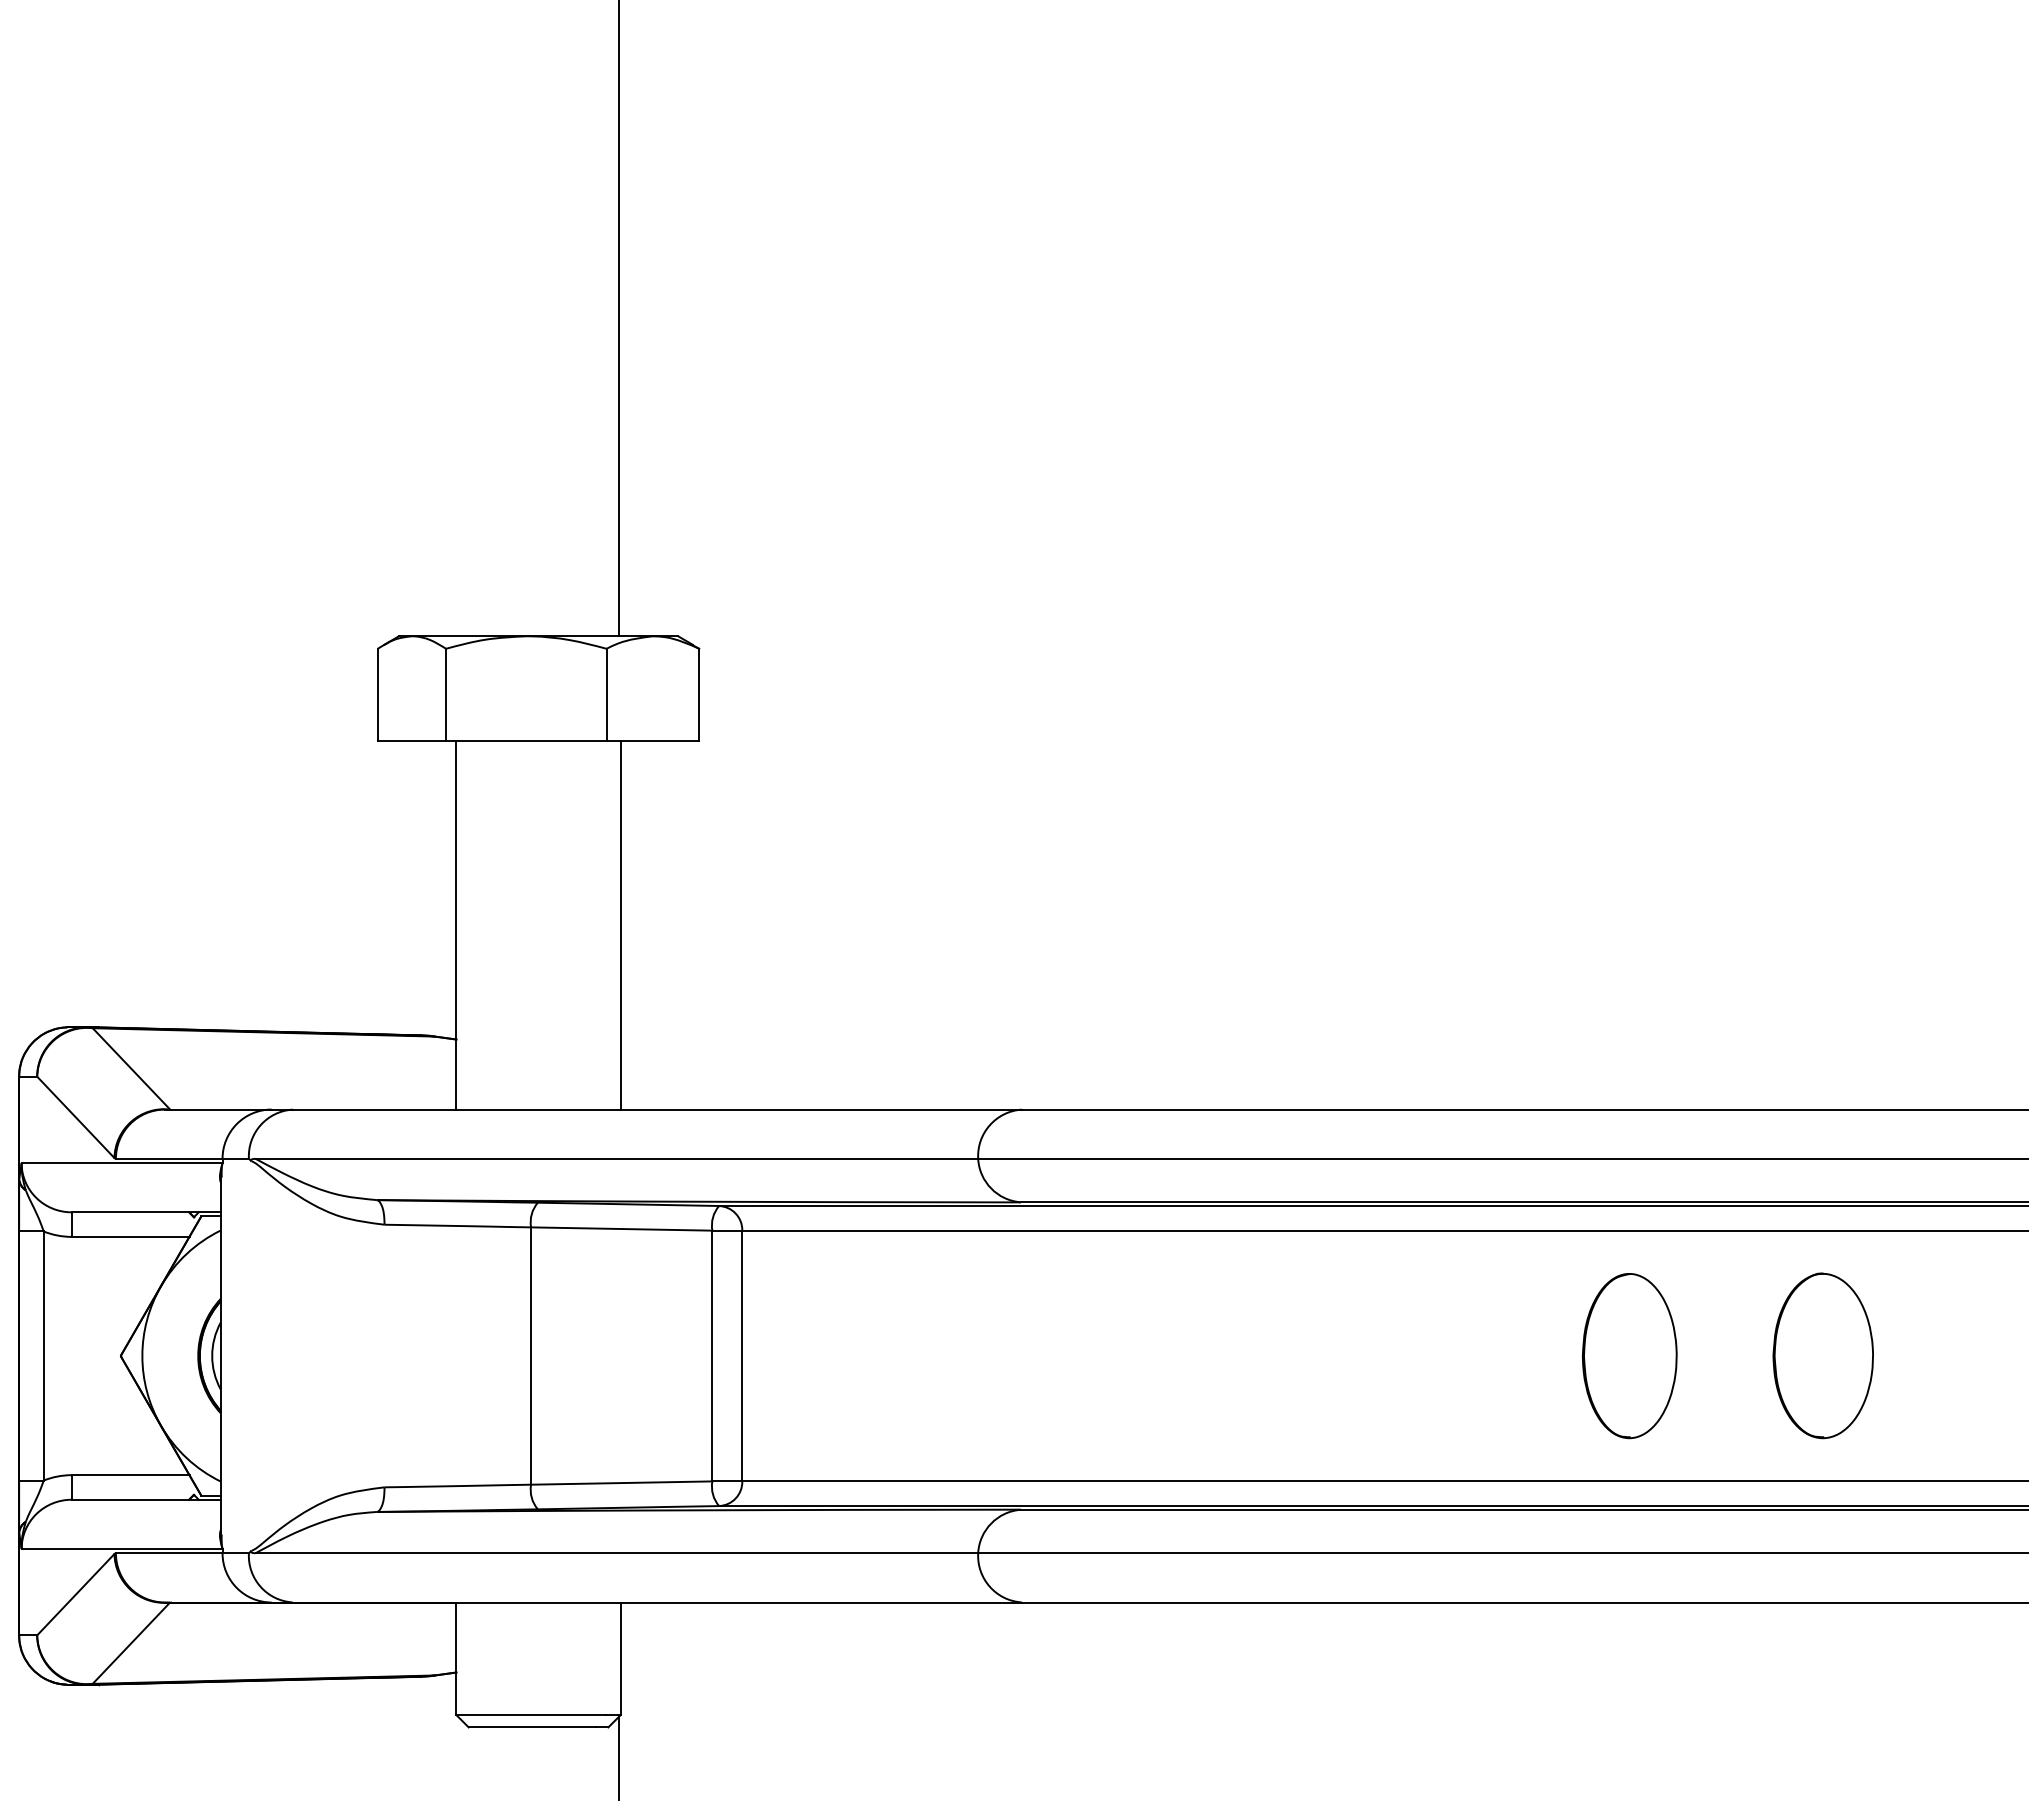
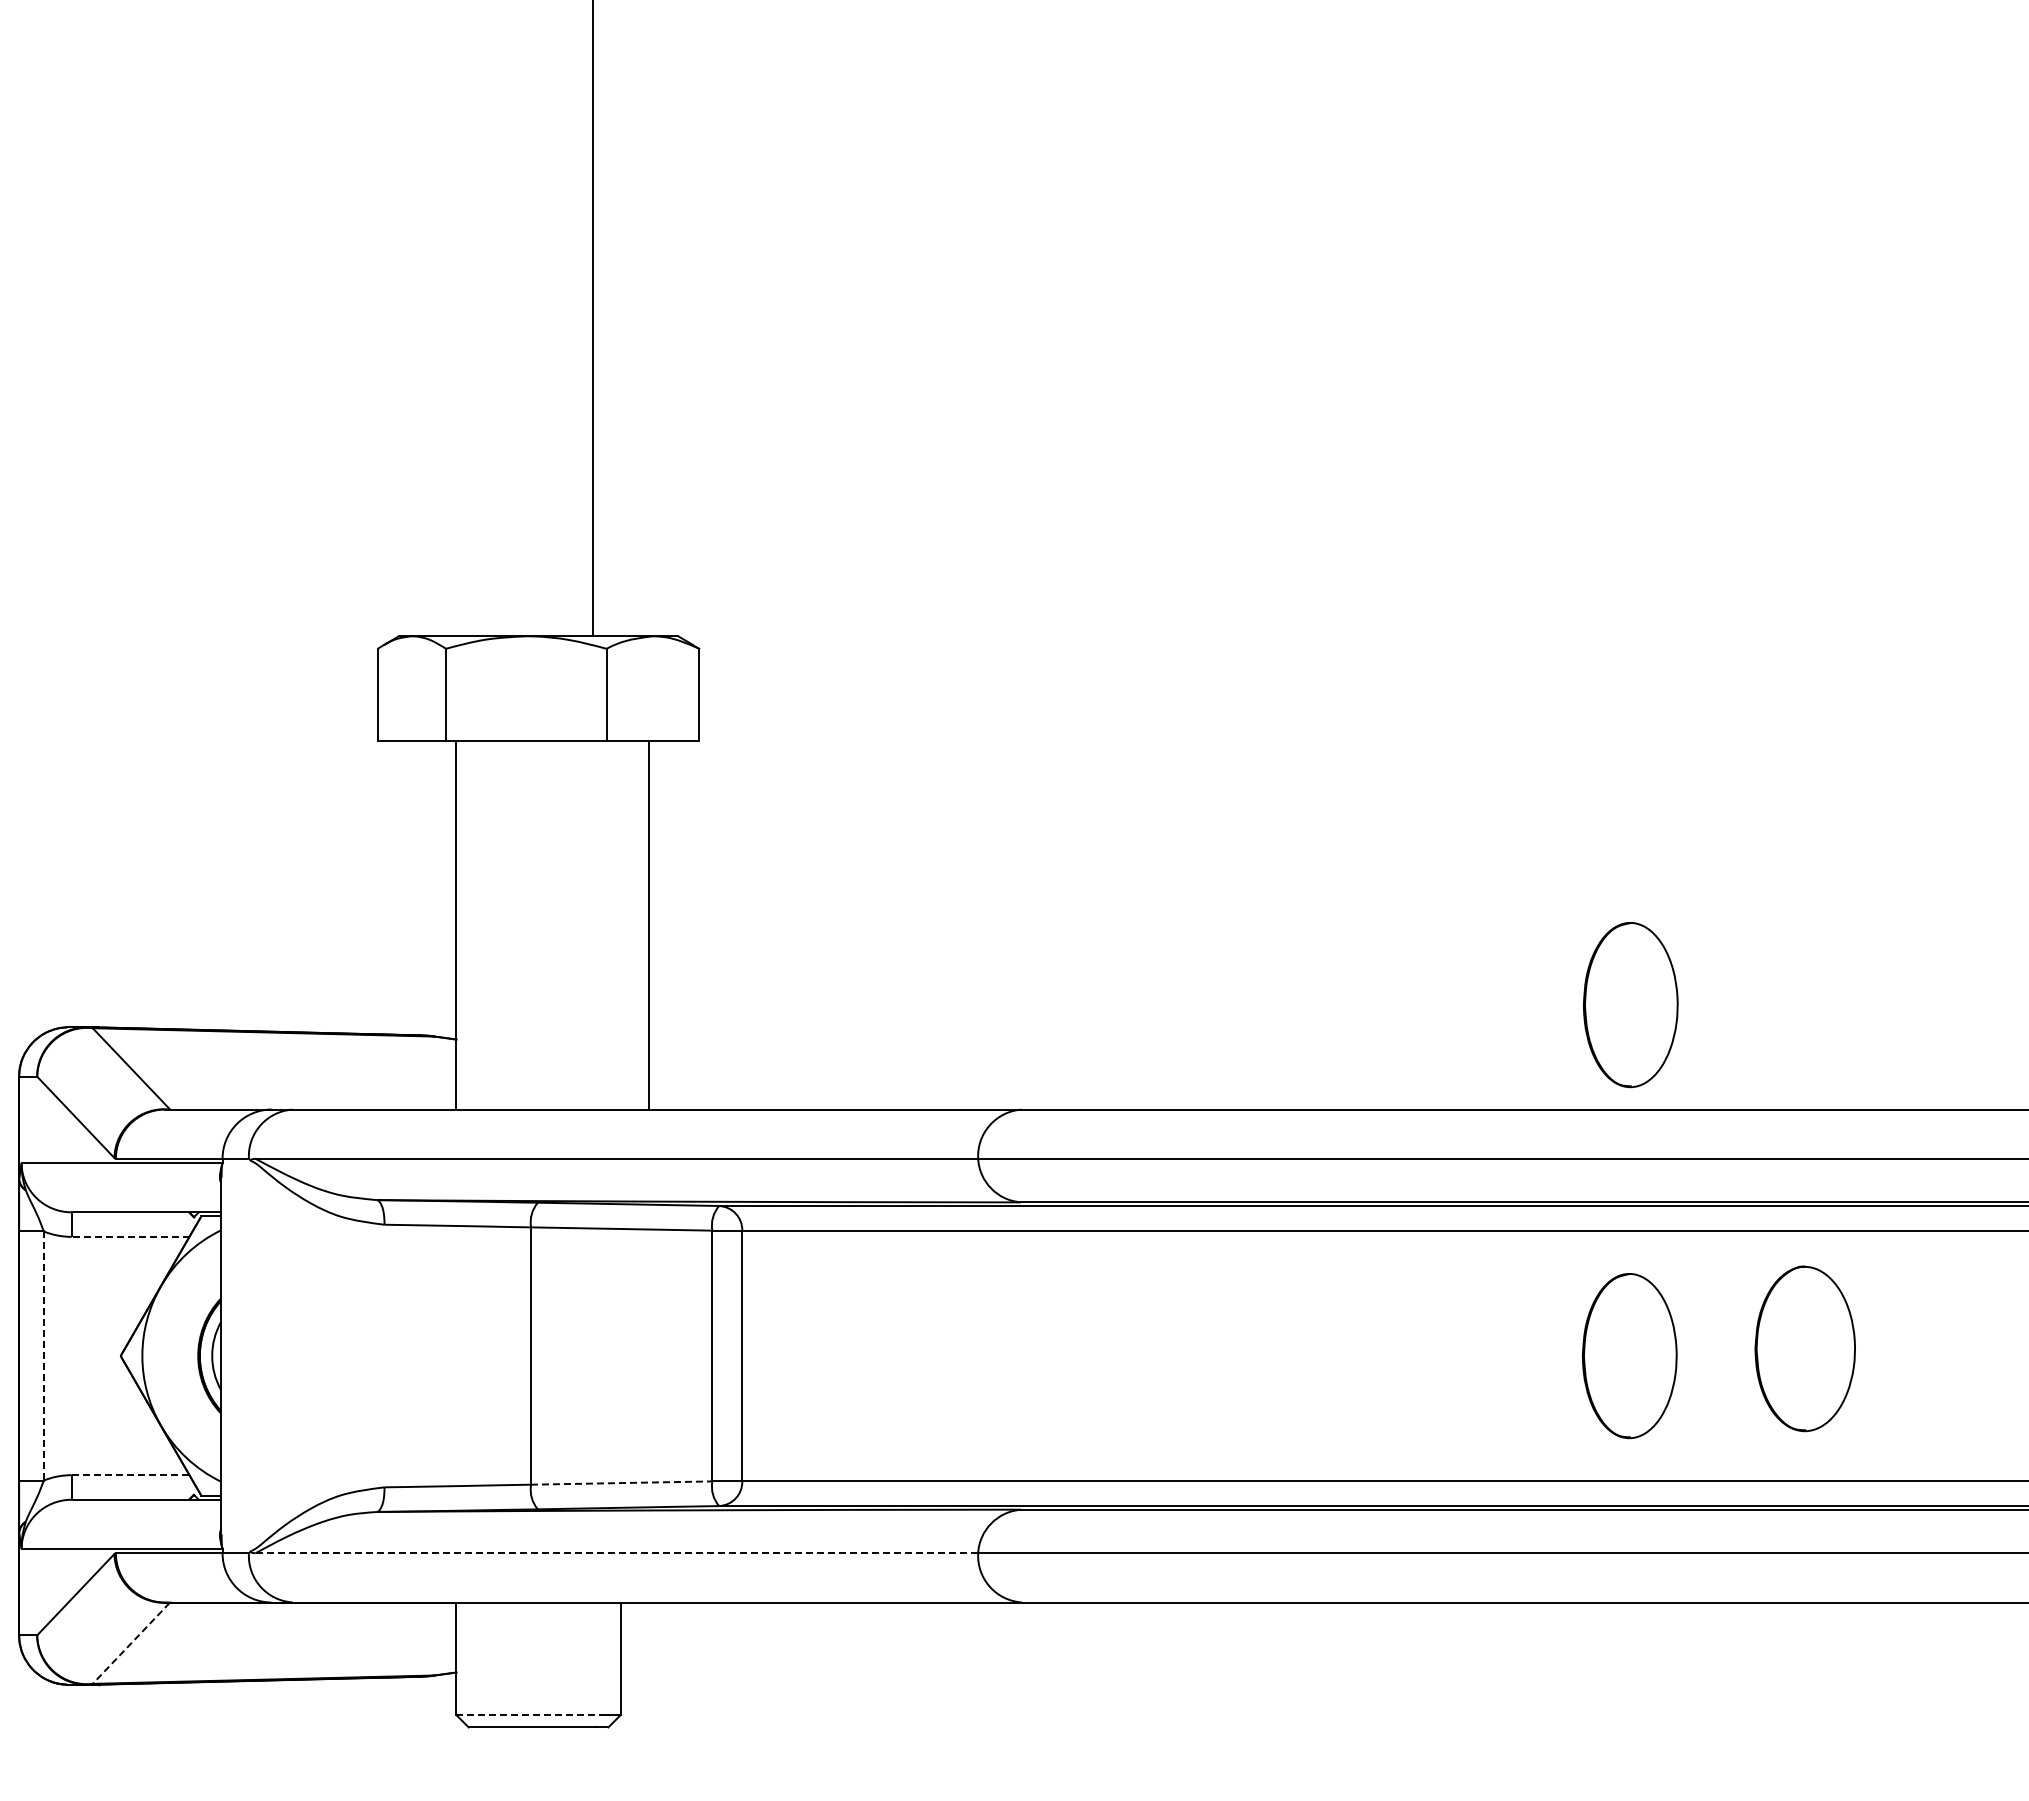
line position: (618, 319) -> (592, 319) (592, 319)
line position: (620, 925) -> (648, 925) (648, 925)
part: none -> present (1630, 1005)
line: solid -> dashed (130, 1236)
part position: (1822, 1355) -> (1804, 1348) (1804, 1348)
line: solid -> dashed (43, 1356)
line: solid -> dashed (130, 1475)
line: solid -> dashed (621, 1483)
line: solid -> dashed (617, 1553)
line: solid -> dashed (131, 1643)
line: solid -> dashed (531, 1715)
line: present -> none (618, 1757)
